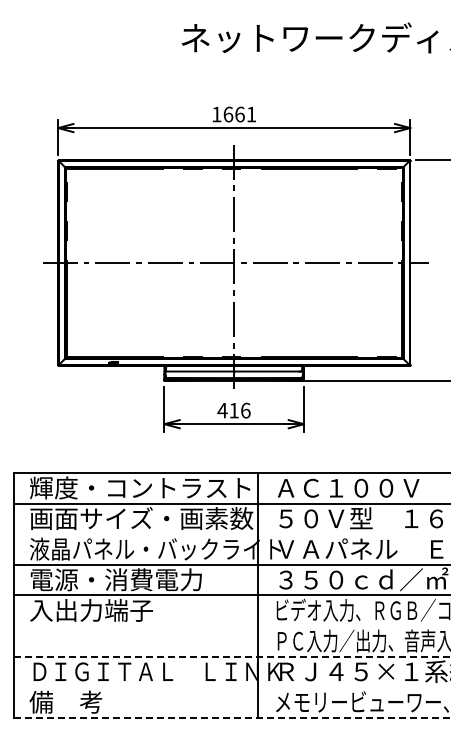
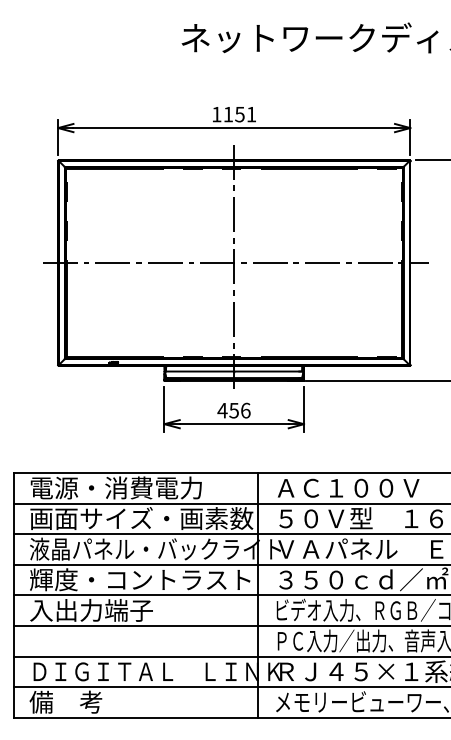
text: 1661 -> 1151 (233, 114)
text: 416 -> 456 (233, 410)
text: 輝度・コントラスト -> 電源・消費電力 (140, 487)
line: none -> present (230, 534)
text: 電源・消費電力 -> 輝度・コントラスト (140, 579)
line: none -> present (230, 626)
line: dashed -> solid (232, 656)
line: none -> present (230, 687)
line: dashed -> solid (232, 717)
